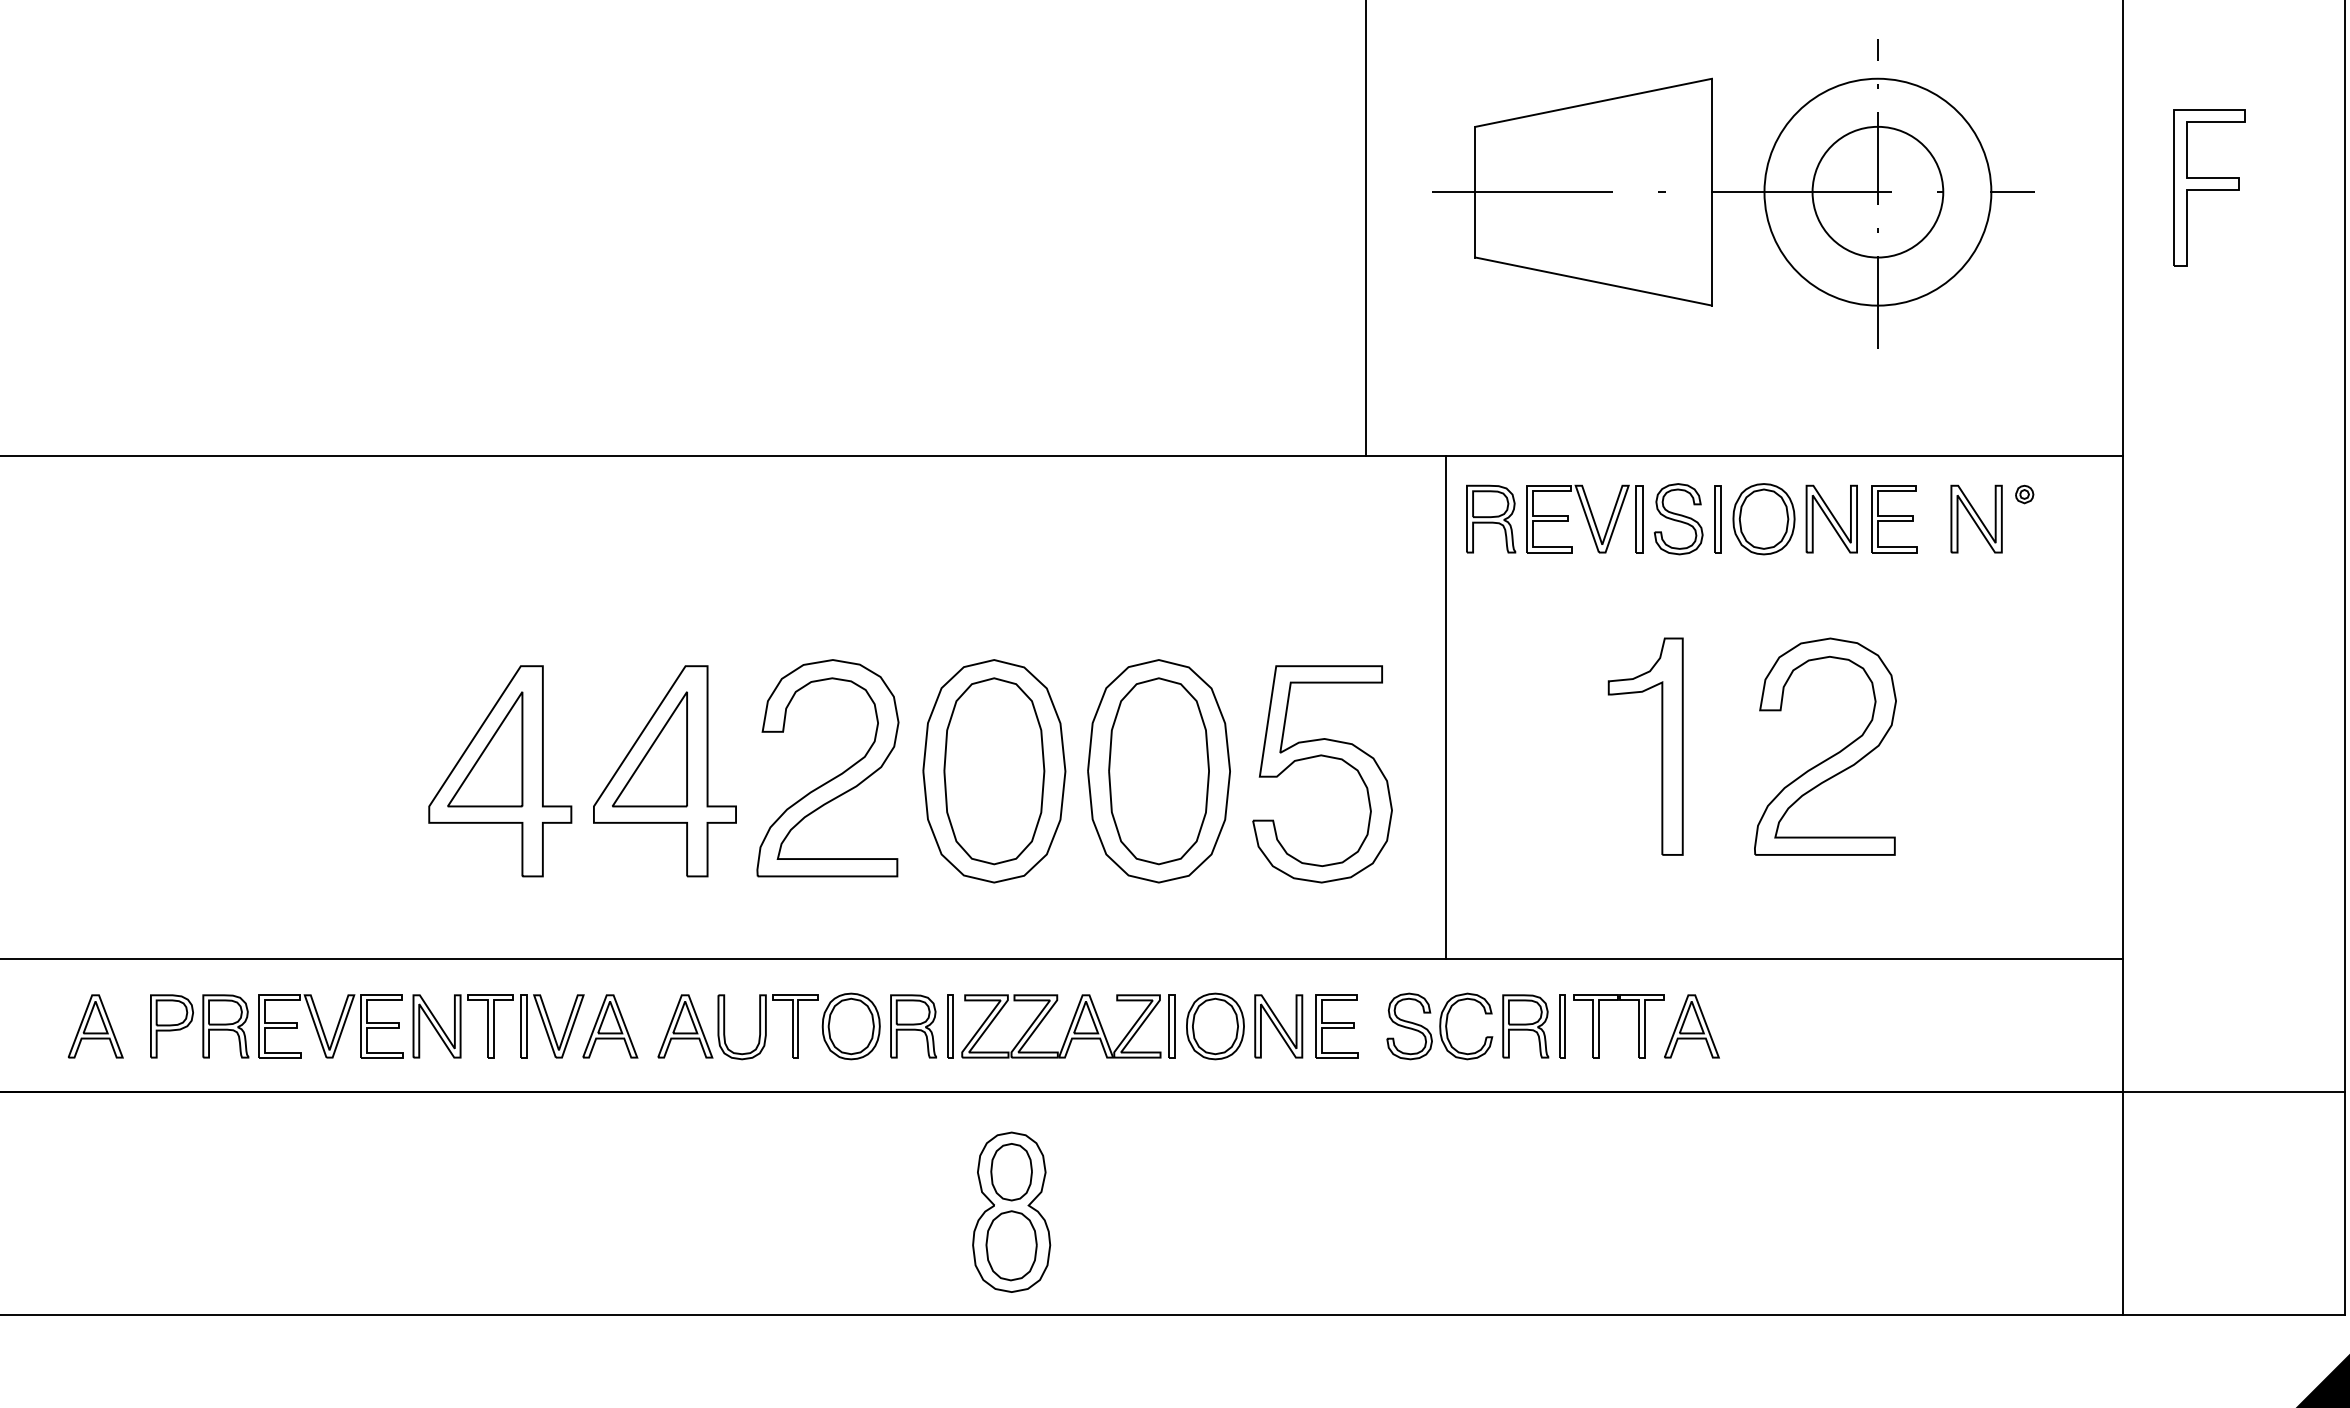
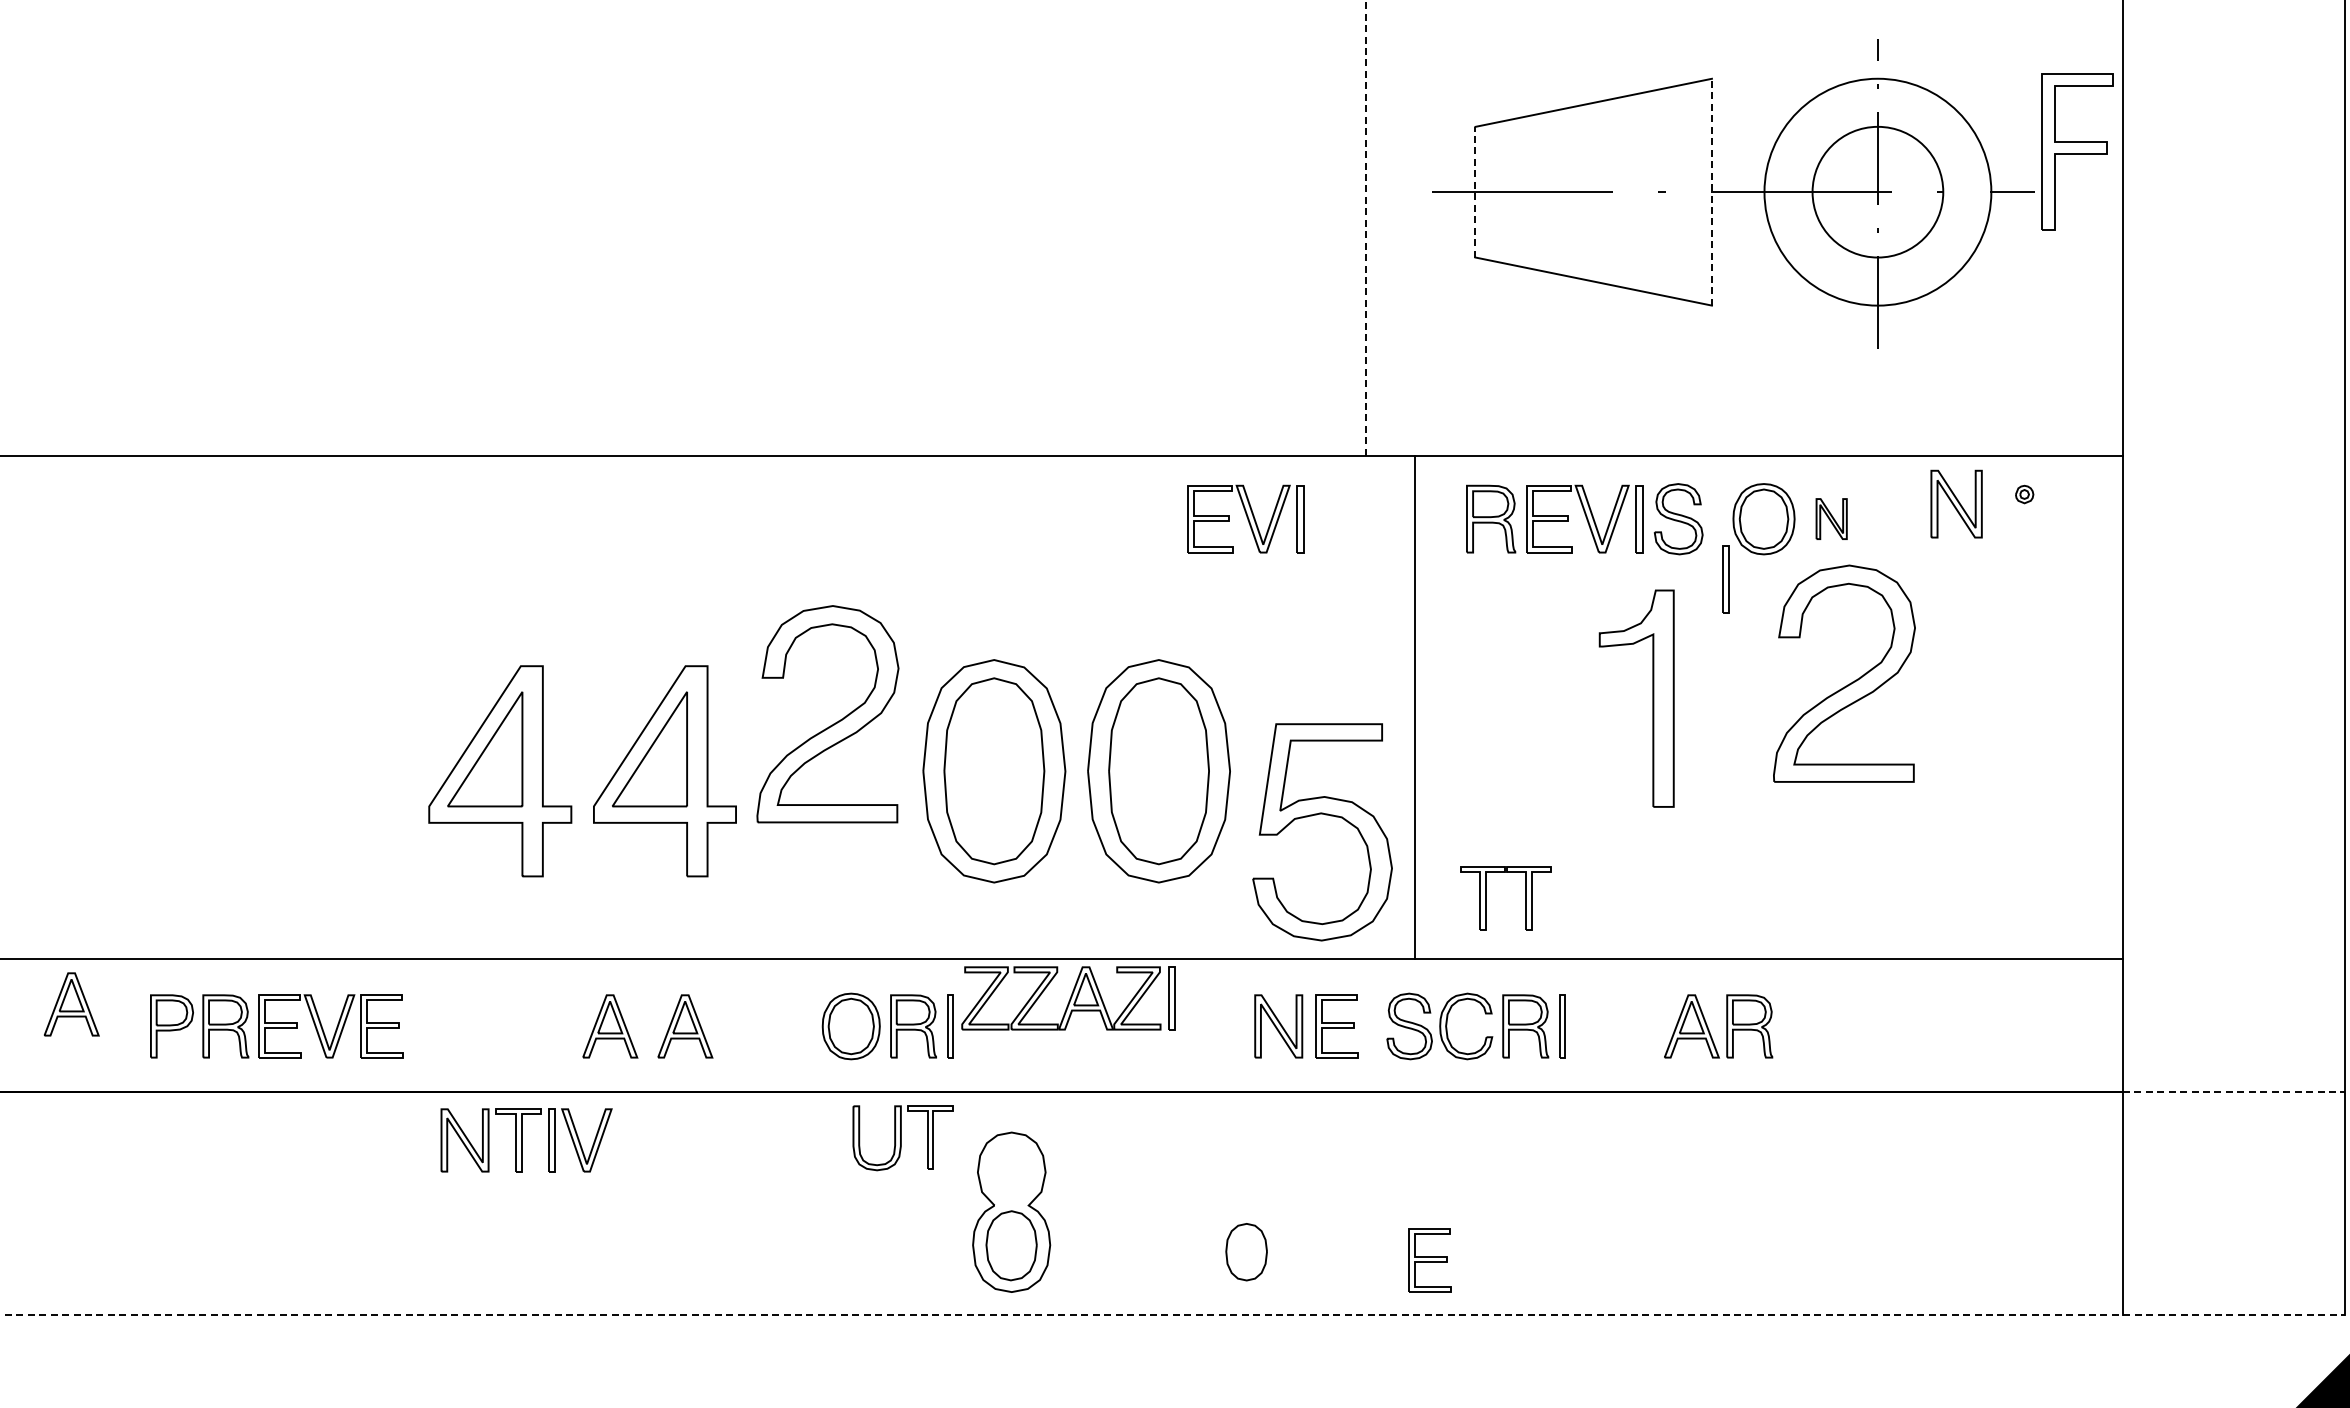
part position: (2209, 187) -> (2077, 151) (2077, 151)
line: solid -> dashed (1475, 191)
line: solid -> dashed (1711, 191)
line: solid -> dashed (1366, 227)
part: none -> present (1245, 518)
part size: 53x70 px -> 33x42 px (1831, 518)
part position: (1976, 518) -> (1956, 503) (1956, 503)
part position: (1717, 519) -> (1725, 579) (1725, 579)
part: present -> none (1894, 519)
line position: (1446, 706) -> (1415, 706) (1415, 706)
part position: (1661, 746) -> (1652, 698) (1652, 698)
part position: (1830, 756) -> (1849, 683) (1849, 683)
part position: (1325, 757) -> (1325, 815) (1325, 815)
part position: (831, 778) -> (831, 724) (831, 724)
part position: (95, 1026) -> (71, 1004) (71, 1004)
part position: (498, 1026) -> (526, 1140) (526, 1140)
part position: (1068, 1026) -> (1068, 998) (1068, 998)
part: present -> none (1215, 1026)
part position: (1599, 1026) -> (1486, 898) (1486, 898)
part: none -> present (1749, 1026)
part position: (767, 1027) -> (902, 1138) (902, 1138)
line: solid -> dashed (2234, 1092)
part position: (1011, 1172) -> (1246, 1252) (1246, 1252)
part: none -> present (1429, 1260)
line: solid -> dashed (1173, 1315)
